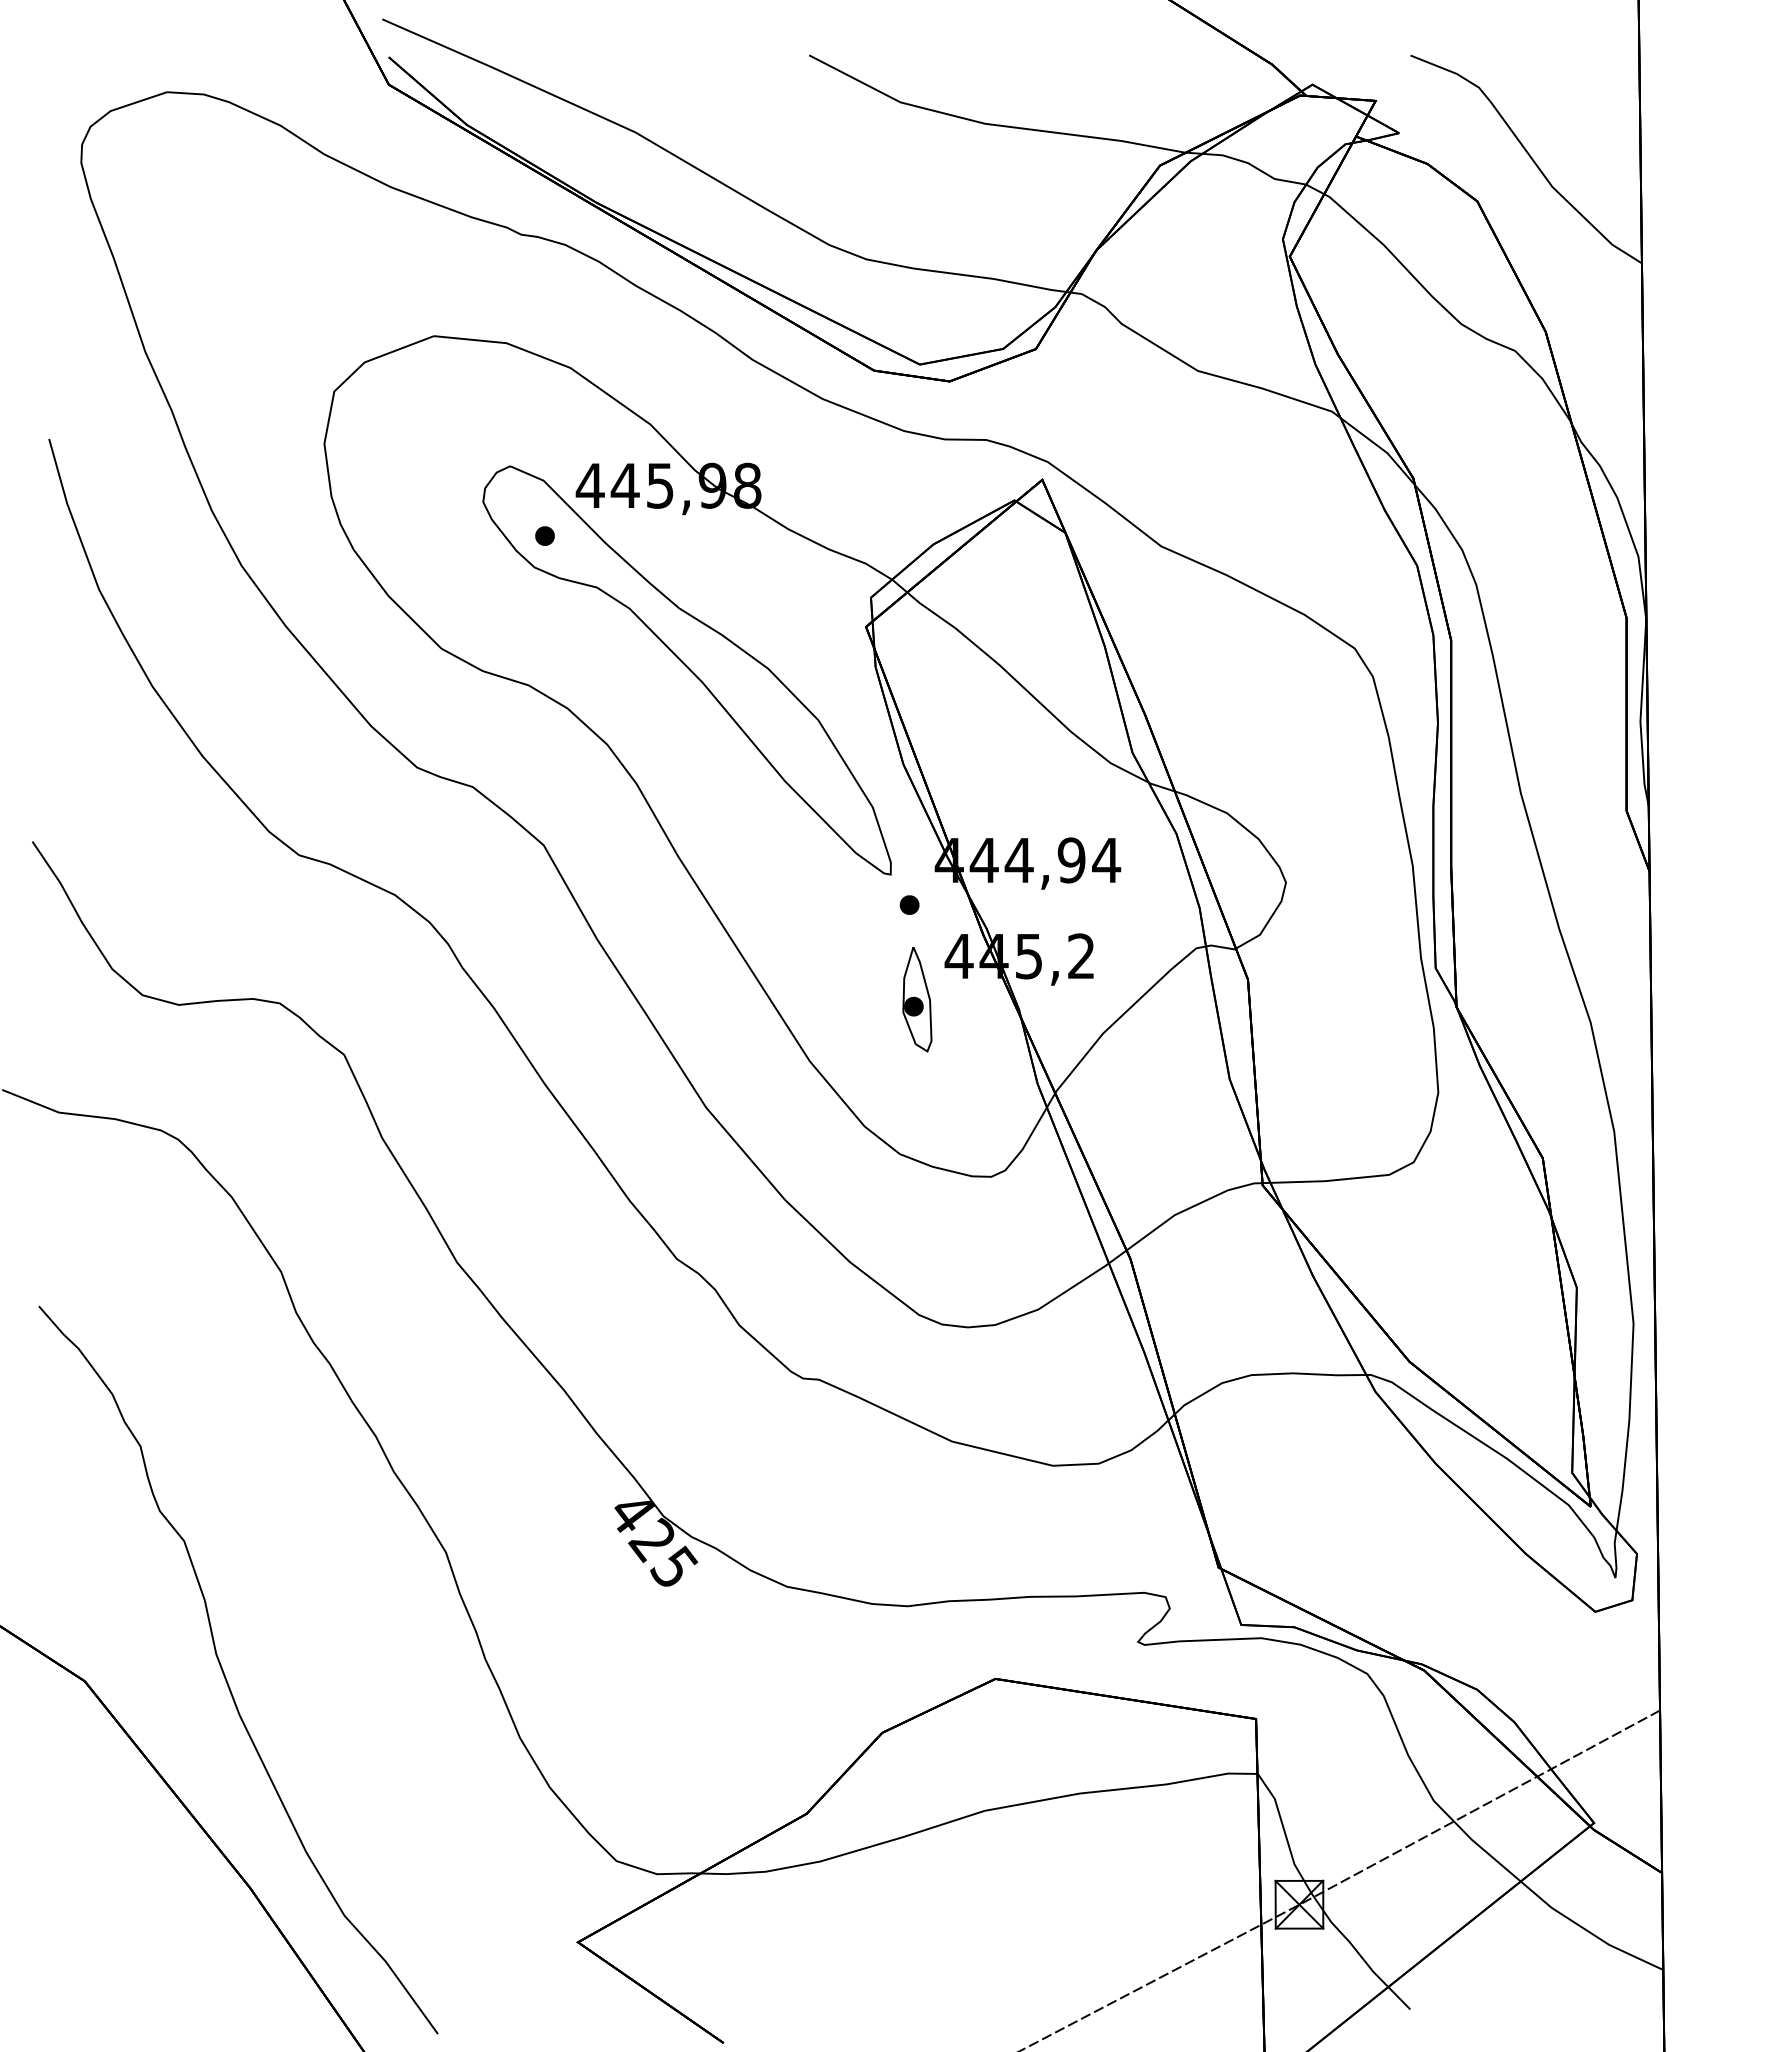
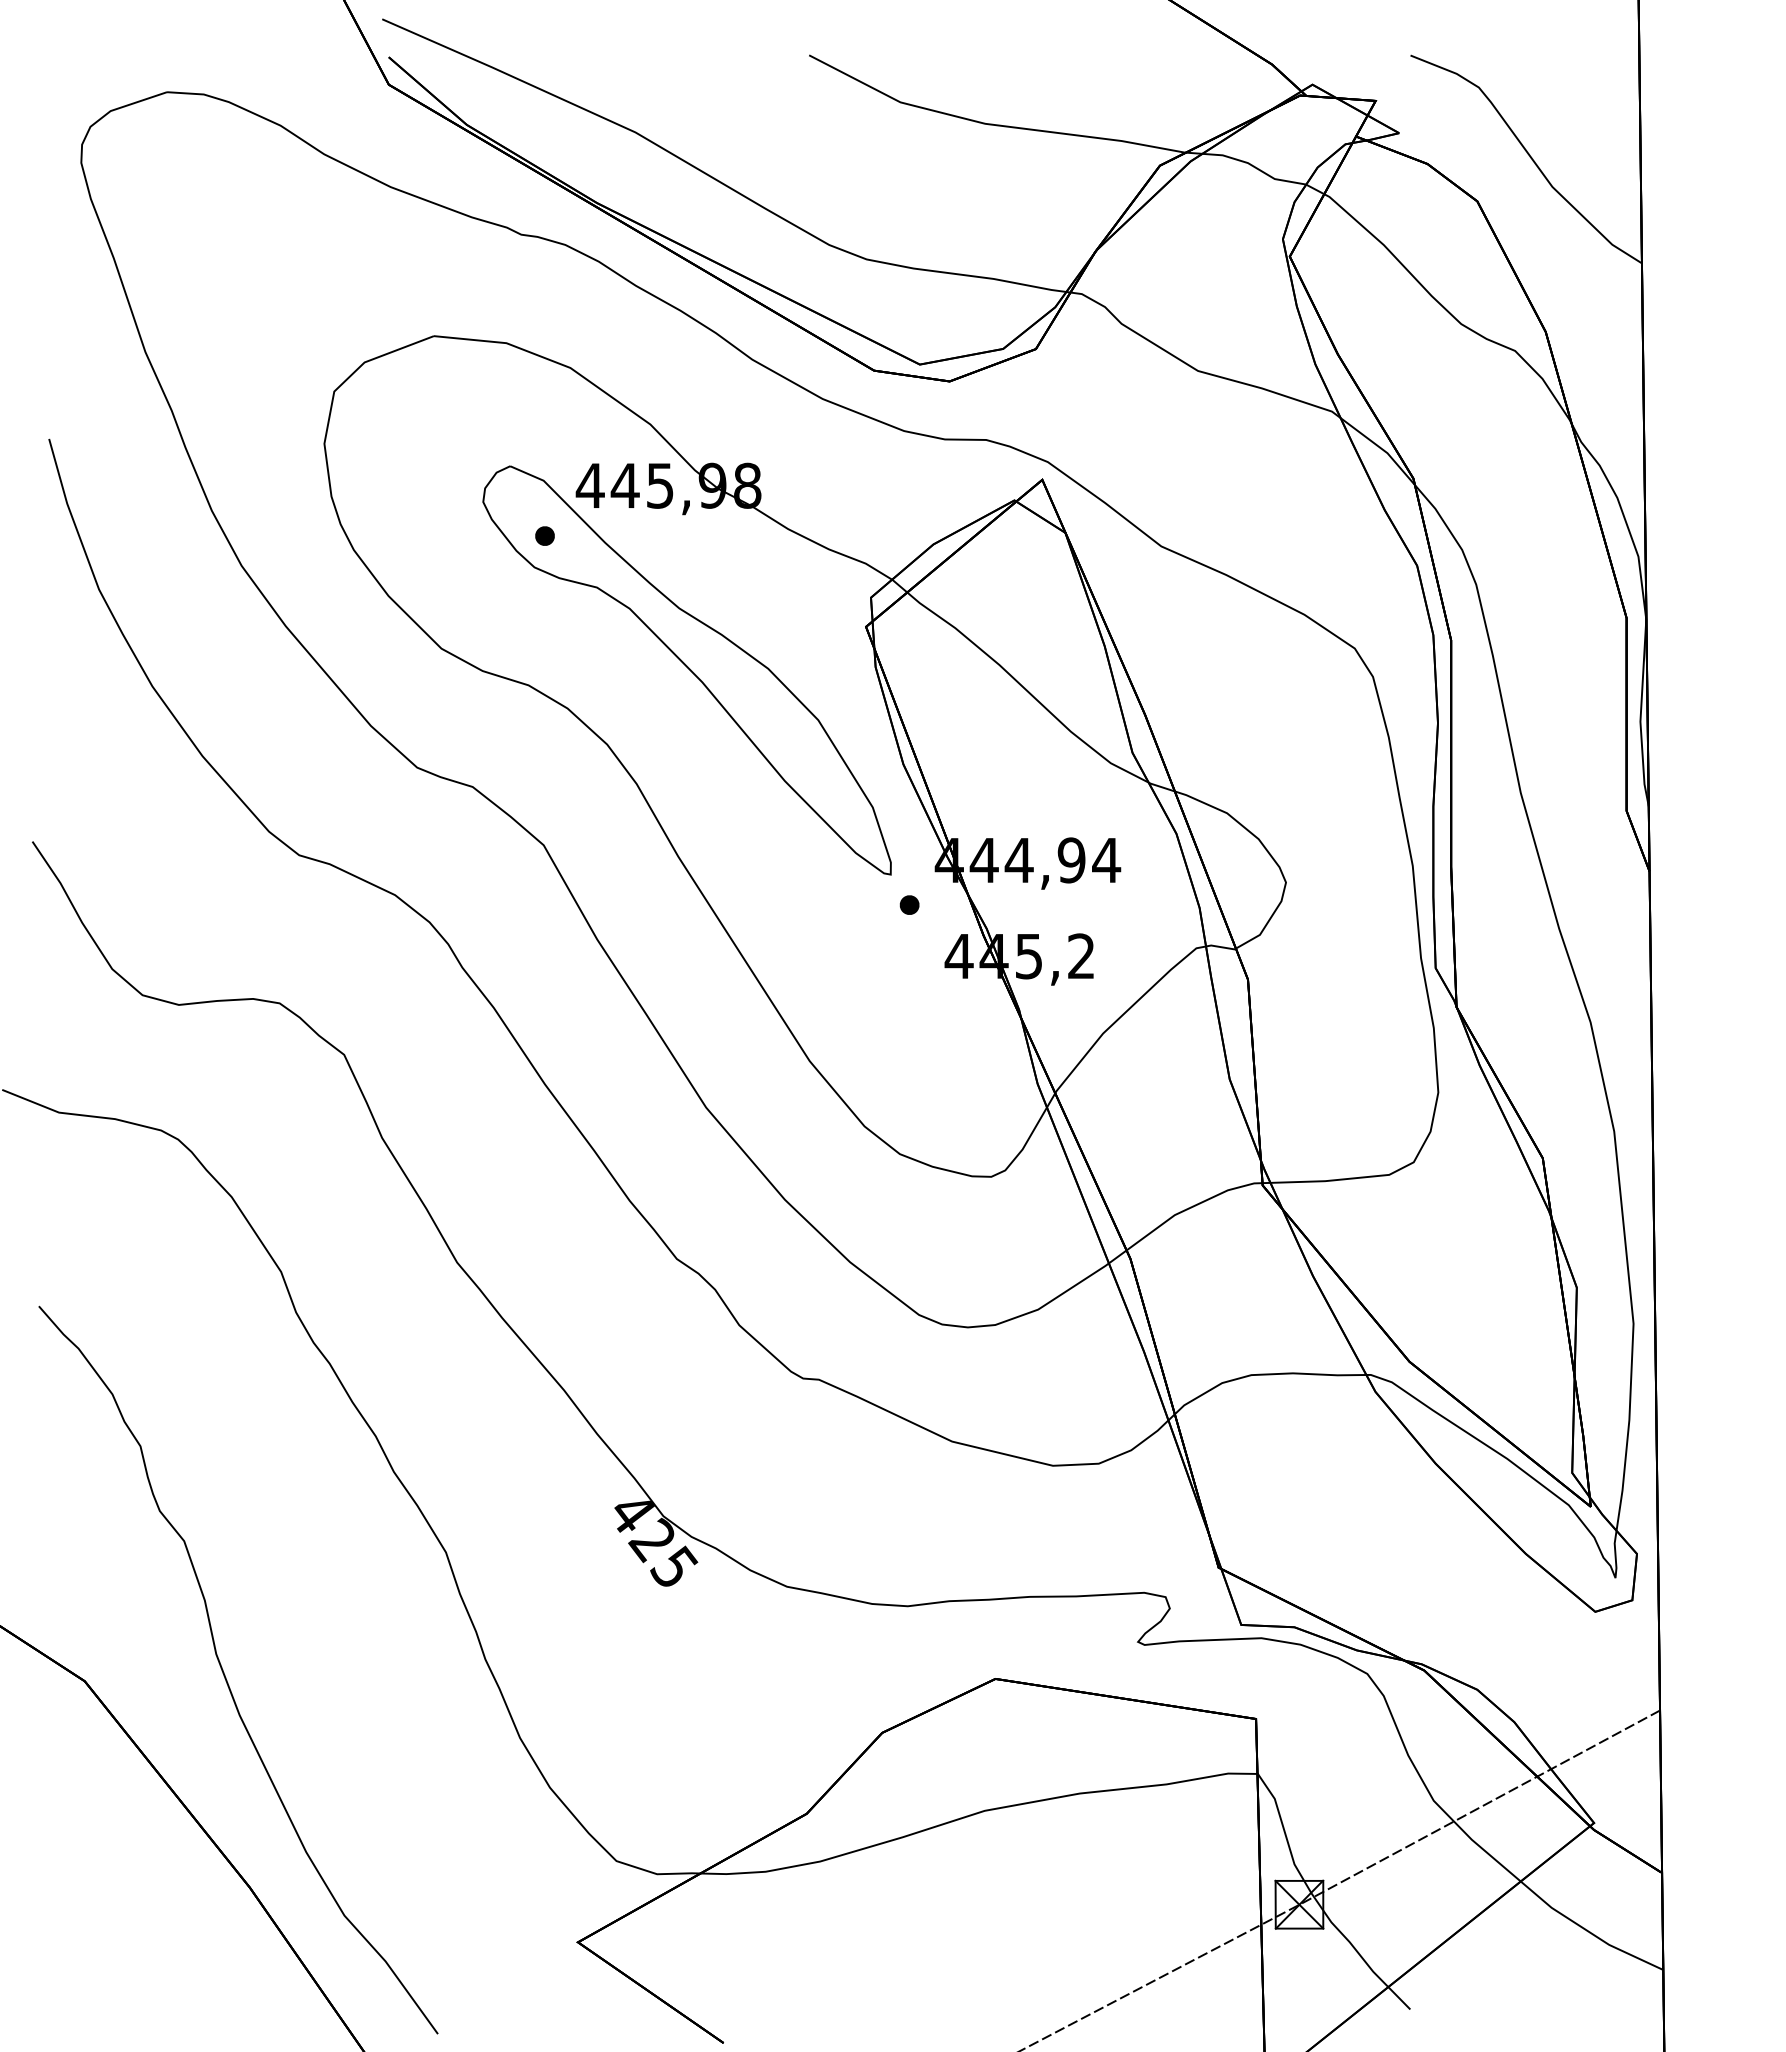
part: present -> none (917, 999)
